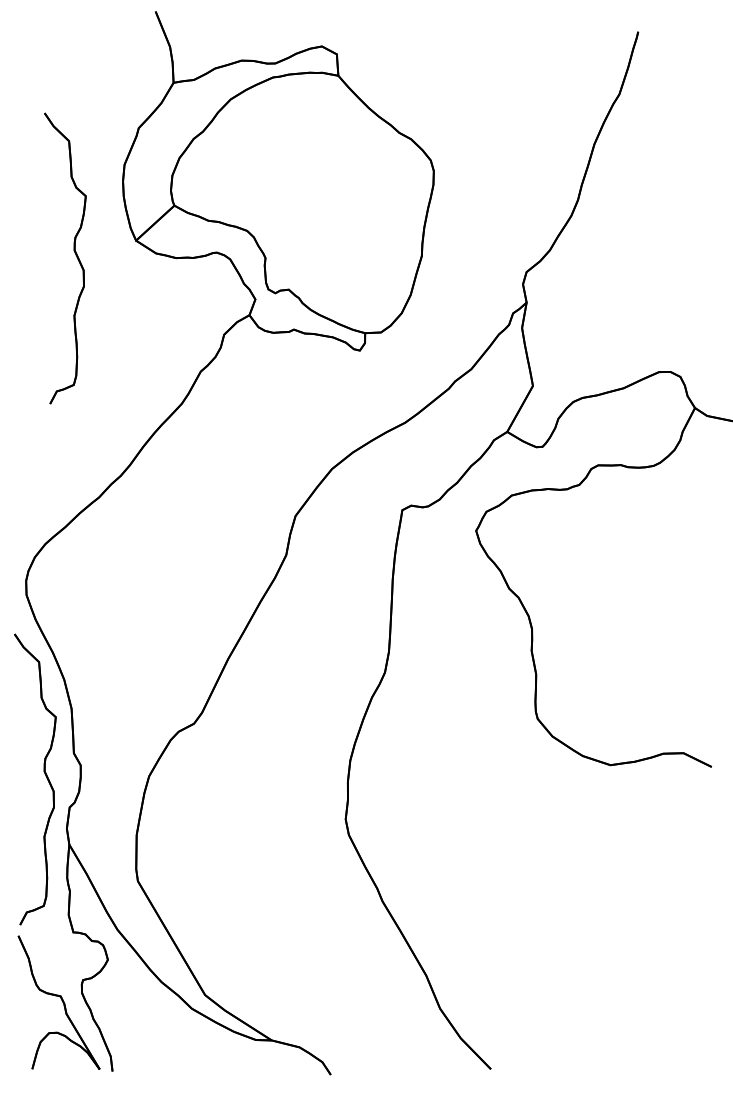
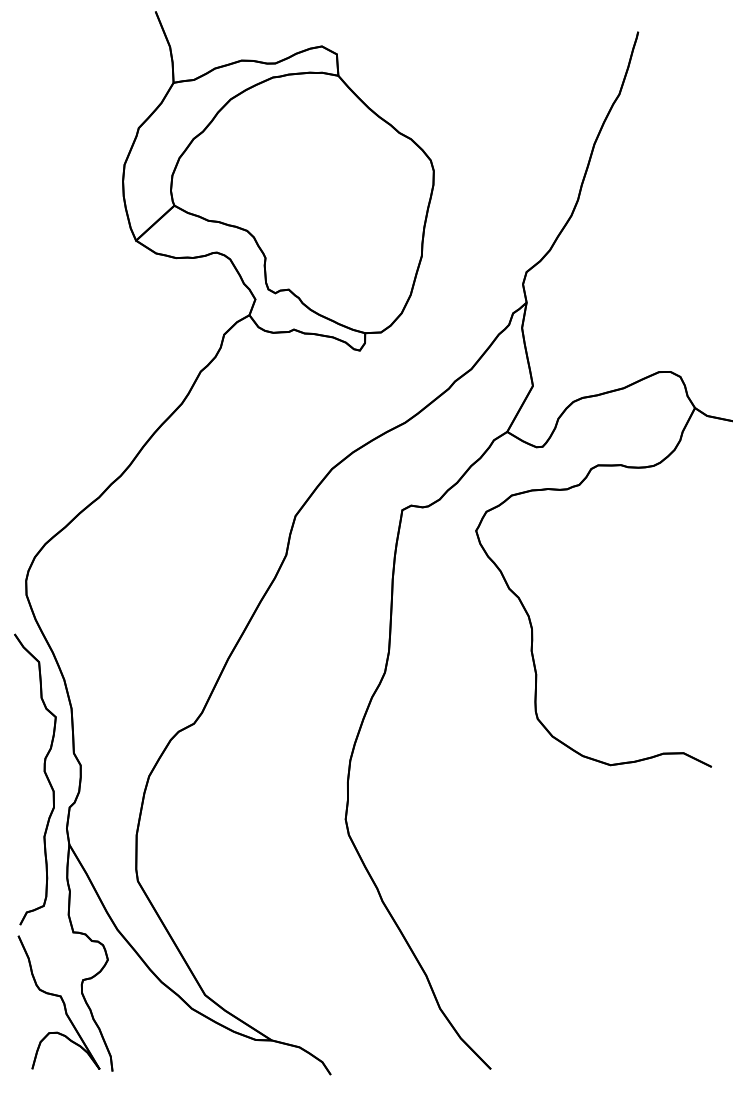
part: present -> none (74, 253)
